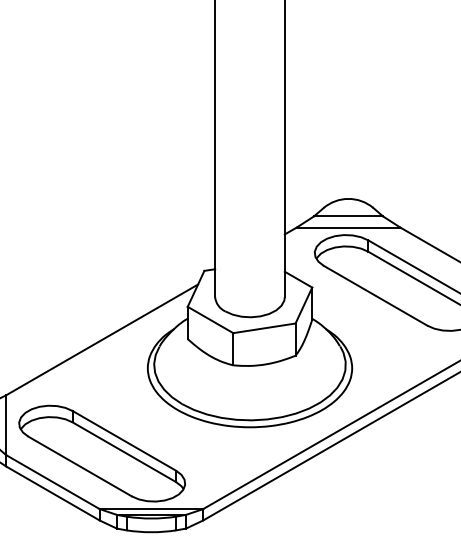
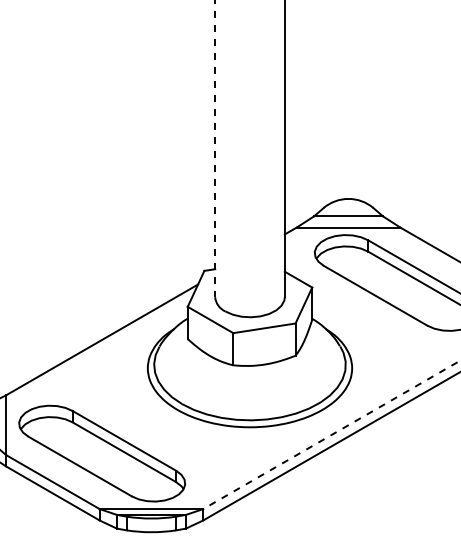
line: solid -> dashed (215, 149)
line: solid -> dashed (332, 434)
